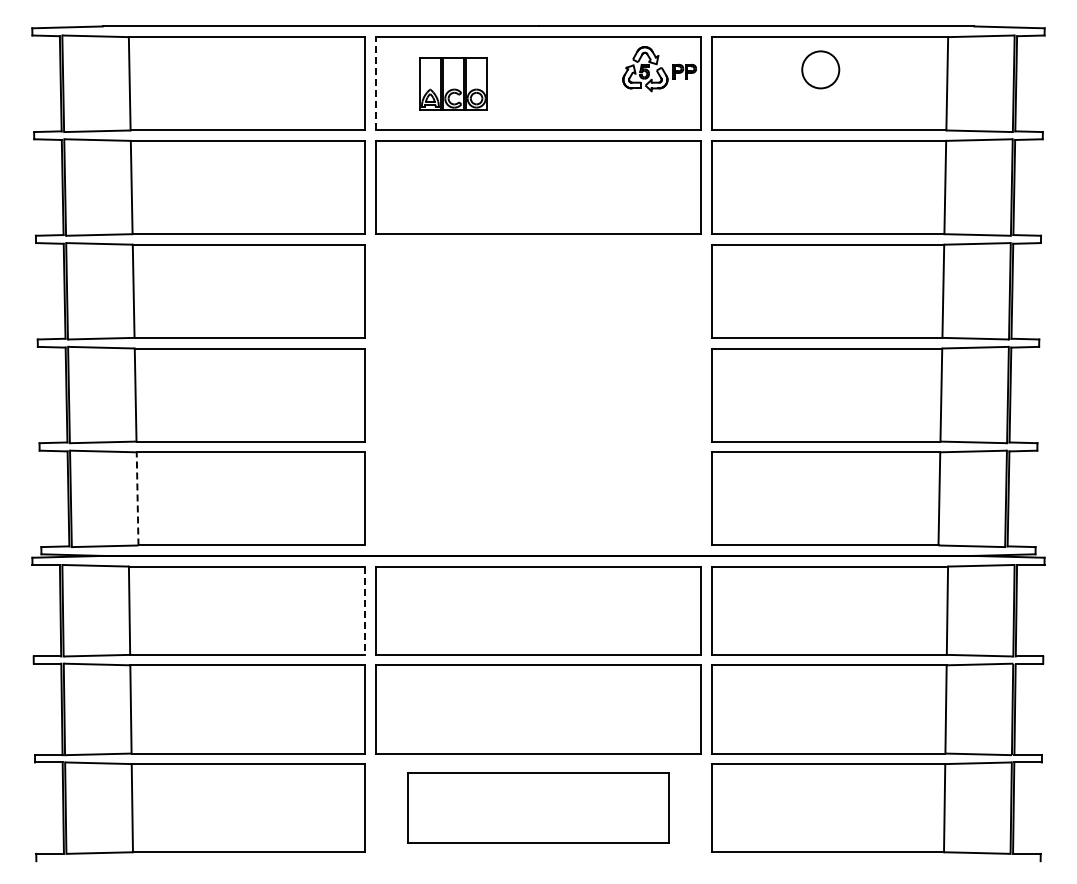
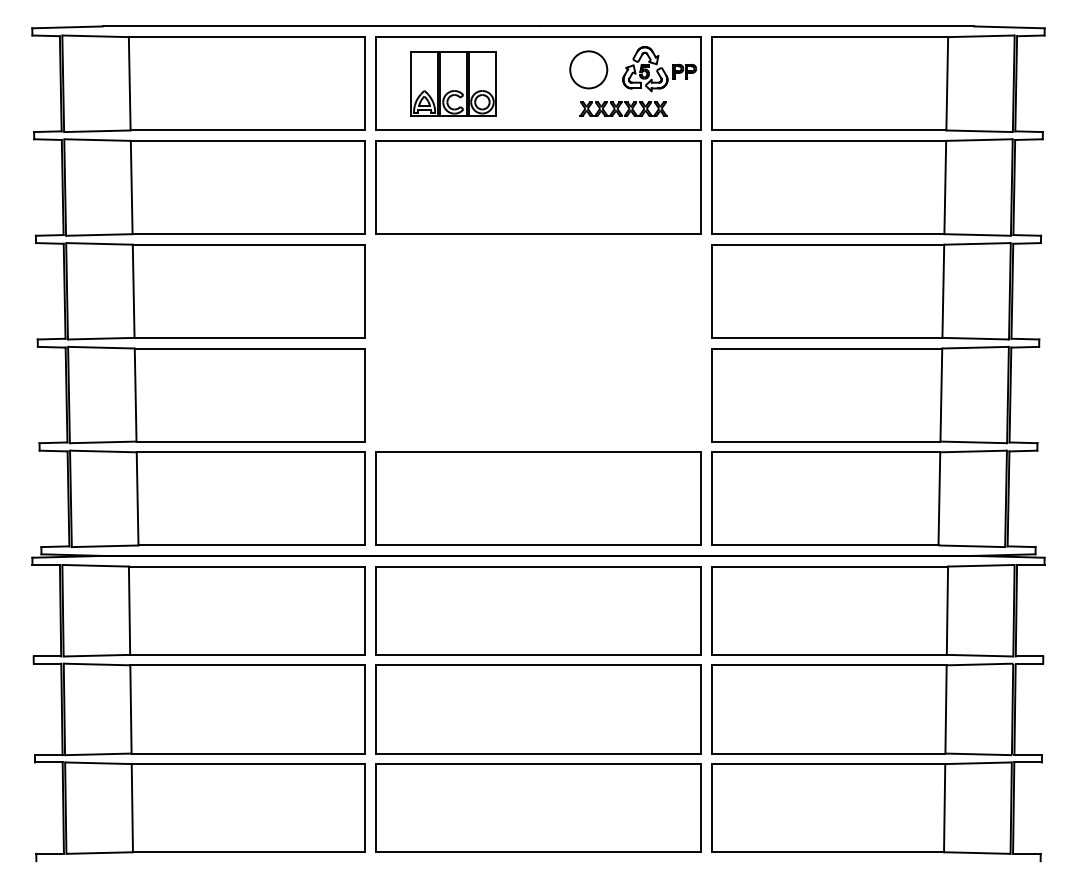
part position: (820, 69) -> (588, 69) (588, 69)
line: dashed -> solid (375, 83)
part size: 69x54 px -> 87x66 px (453, 83)
part: none -> present (623, 108)
line: dashed -> solid (137, 498)
part: none -> present (538, 498)
line: dashed -> solid (365, 611)
part size: 263x72 px -> 327x90 px (538, 807)
